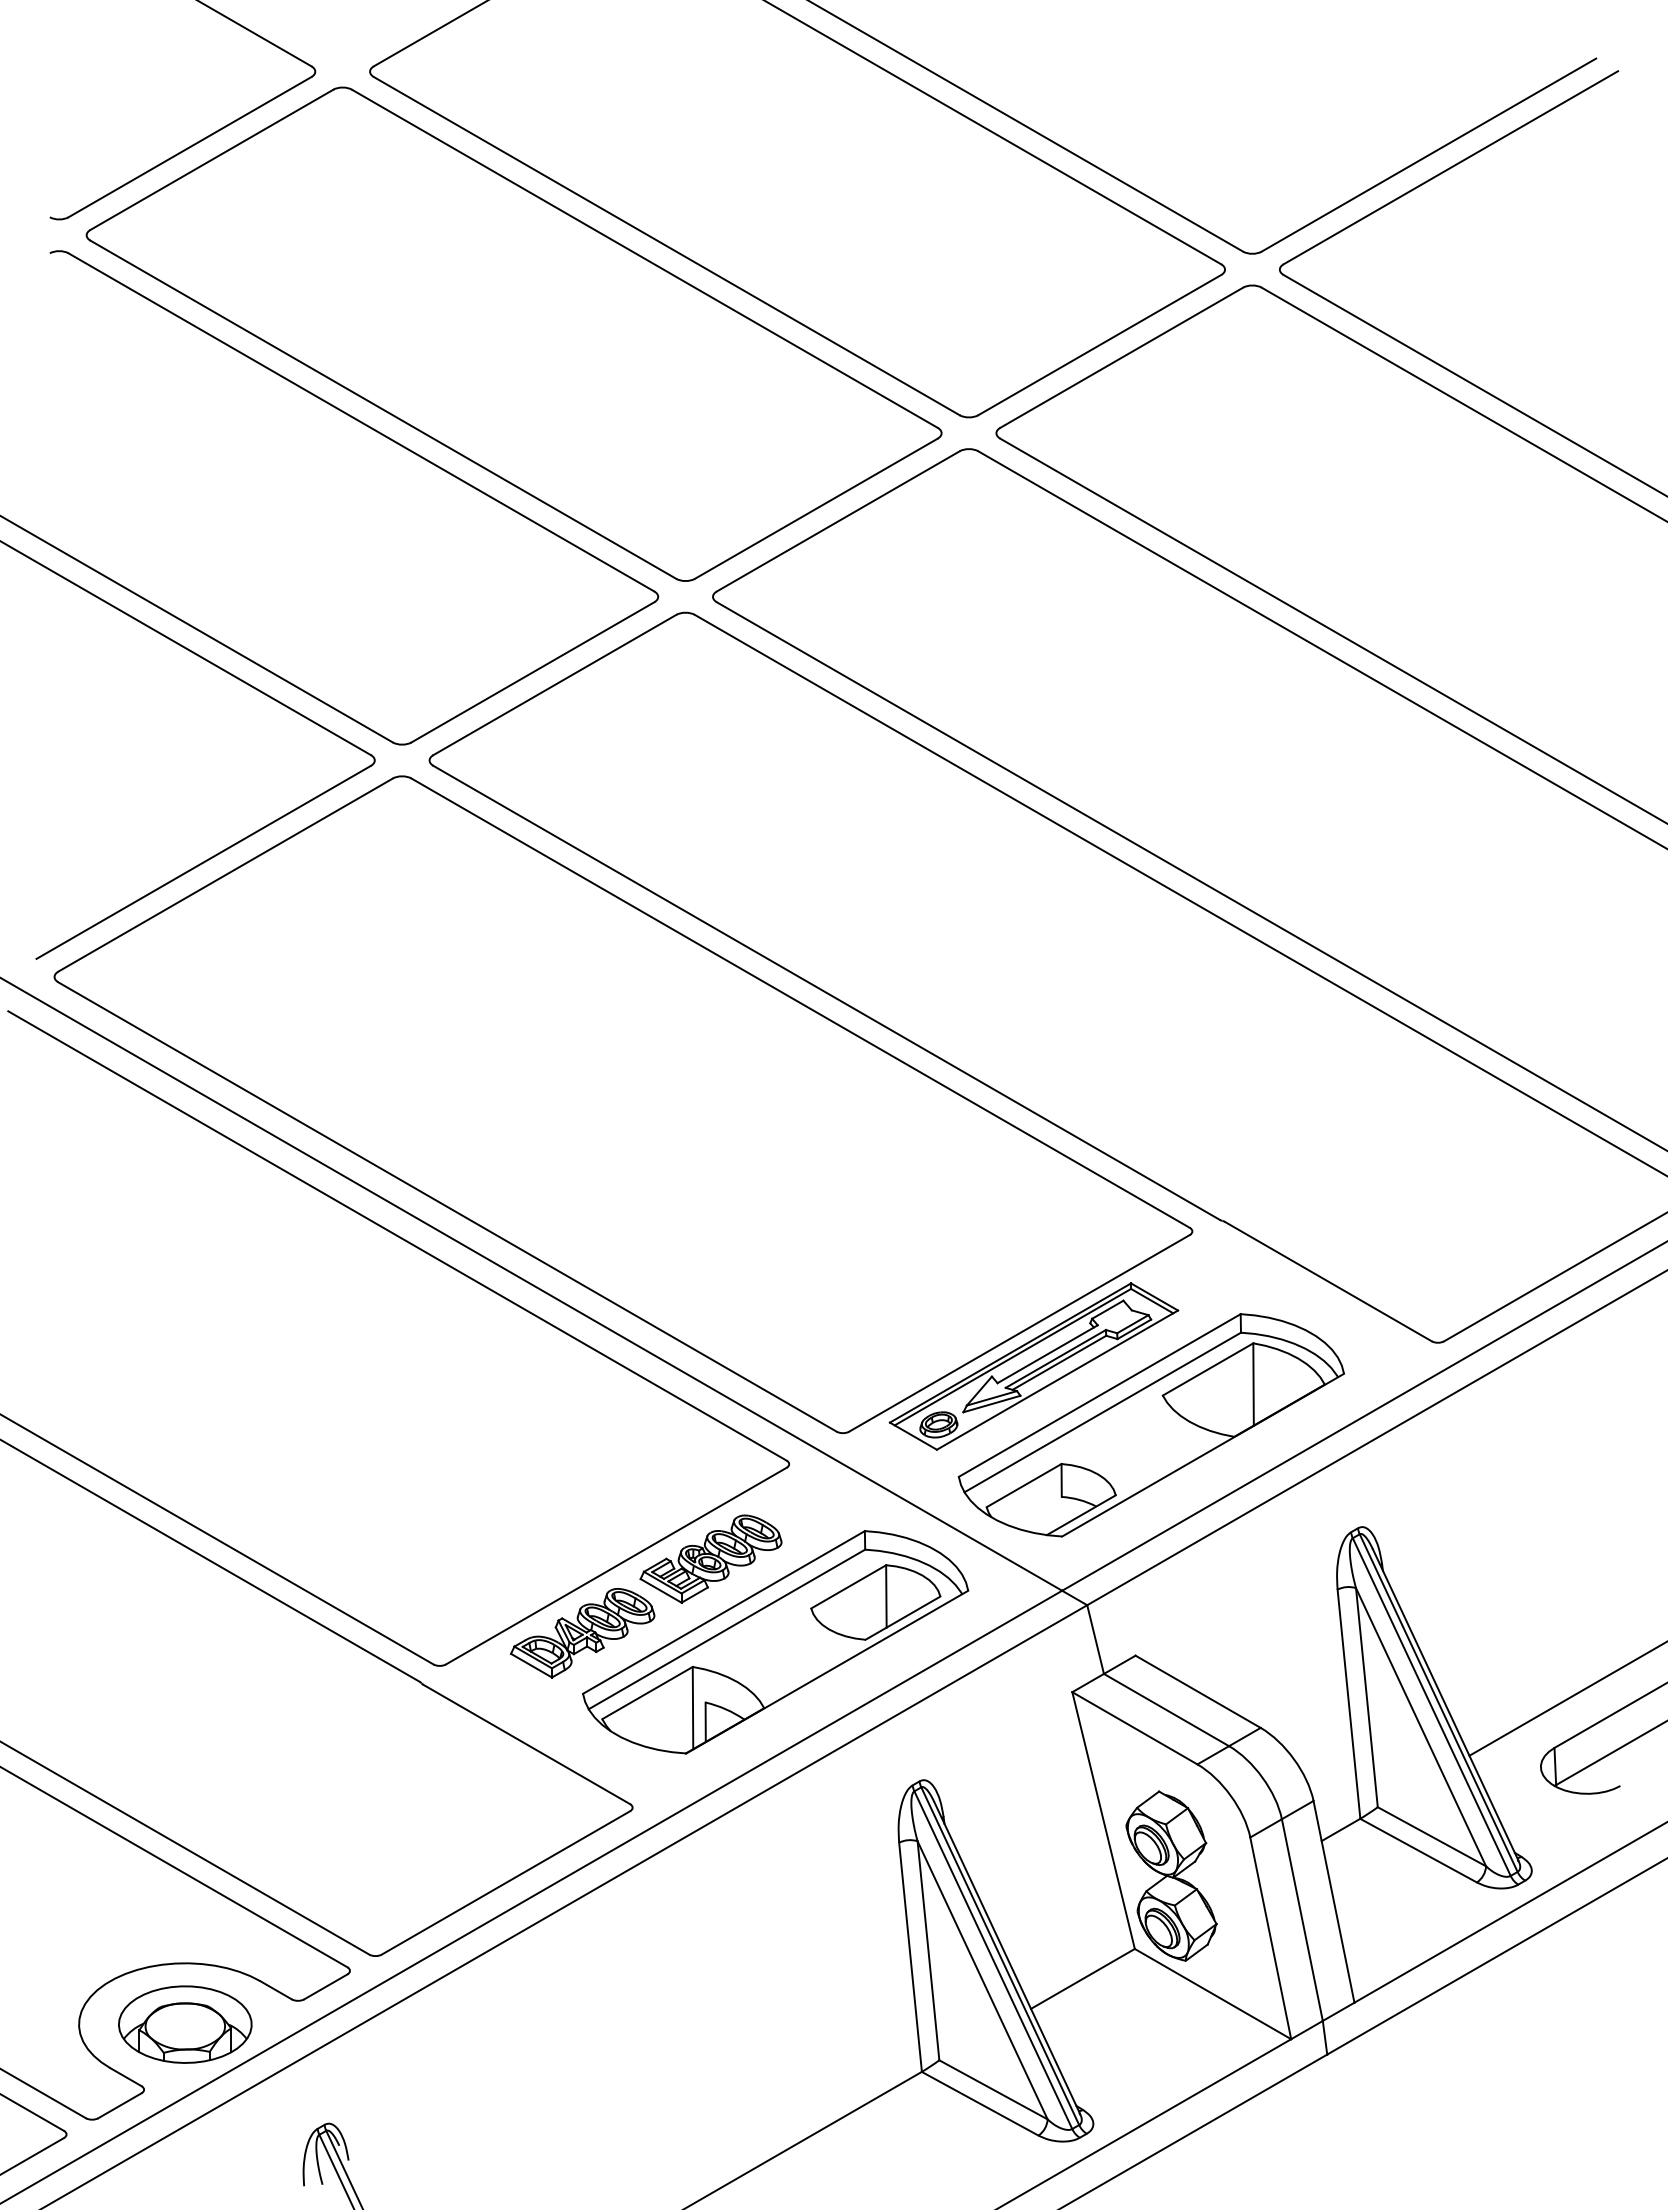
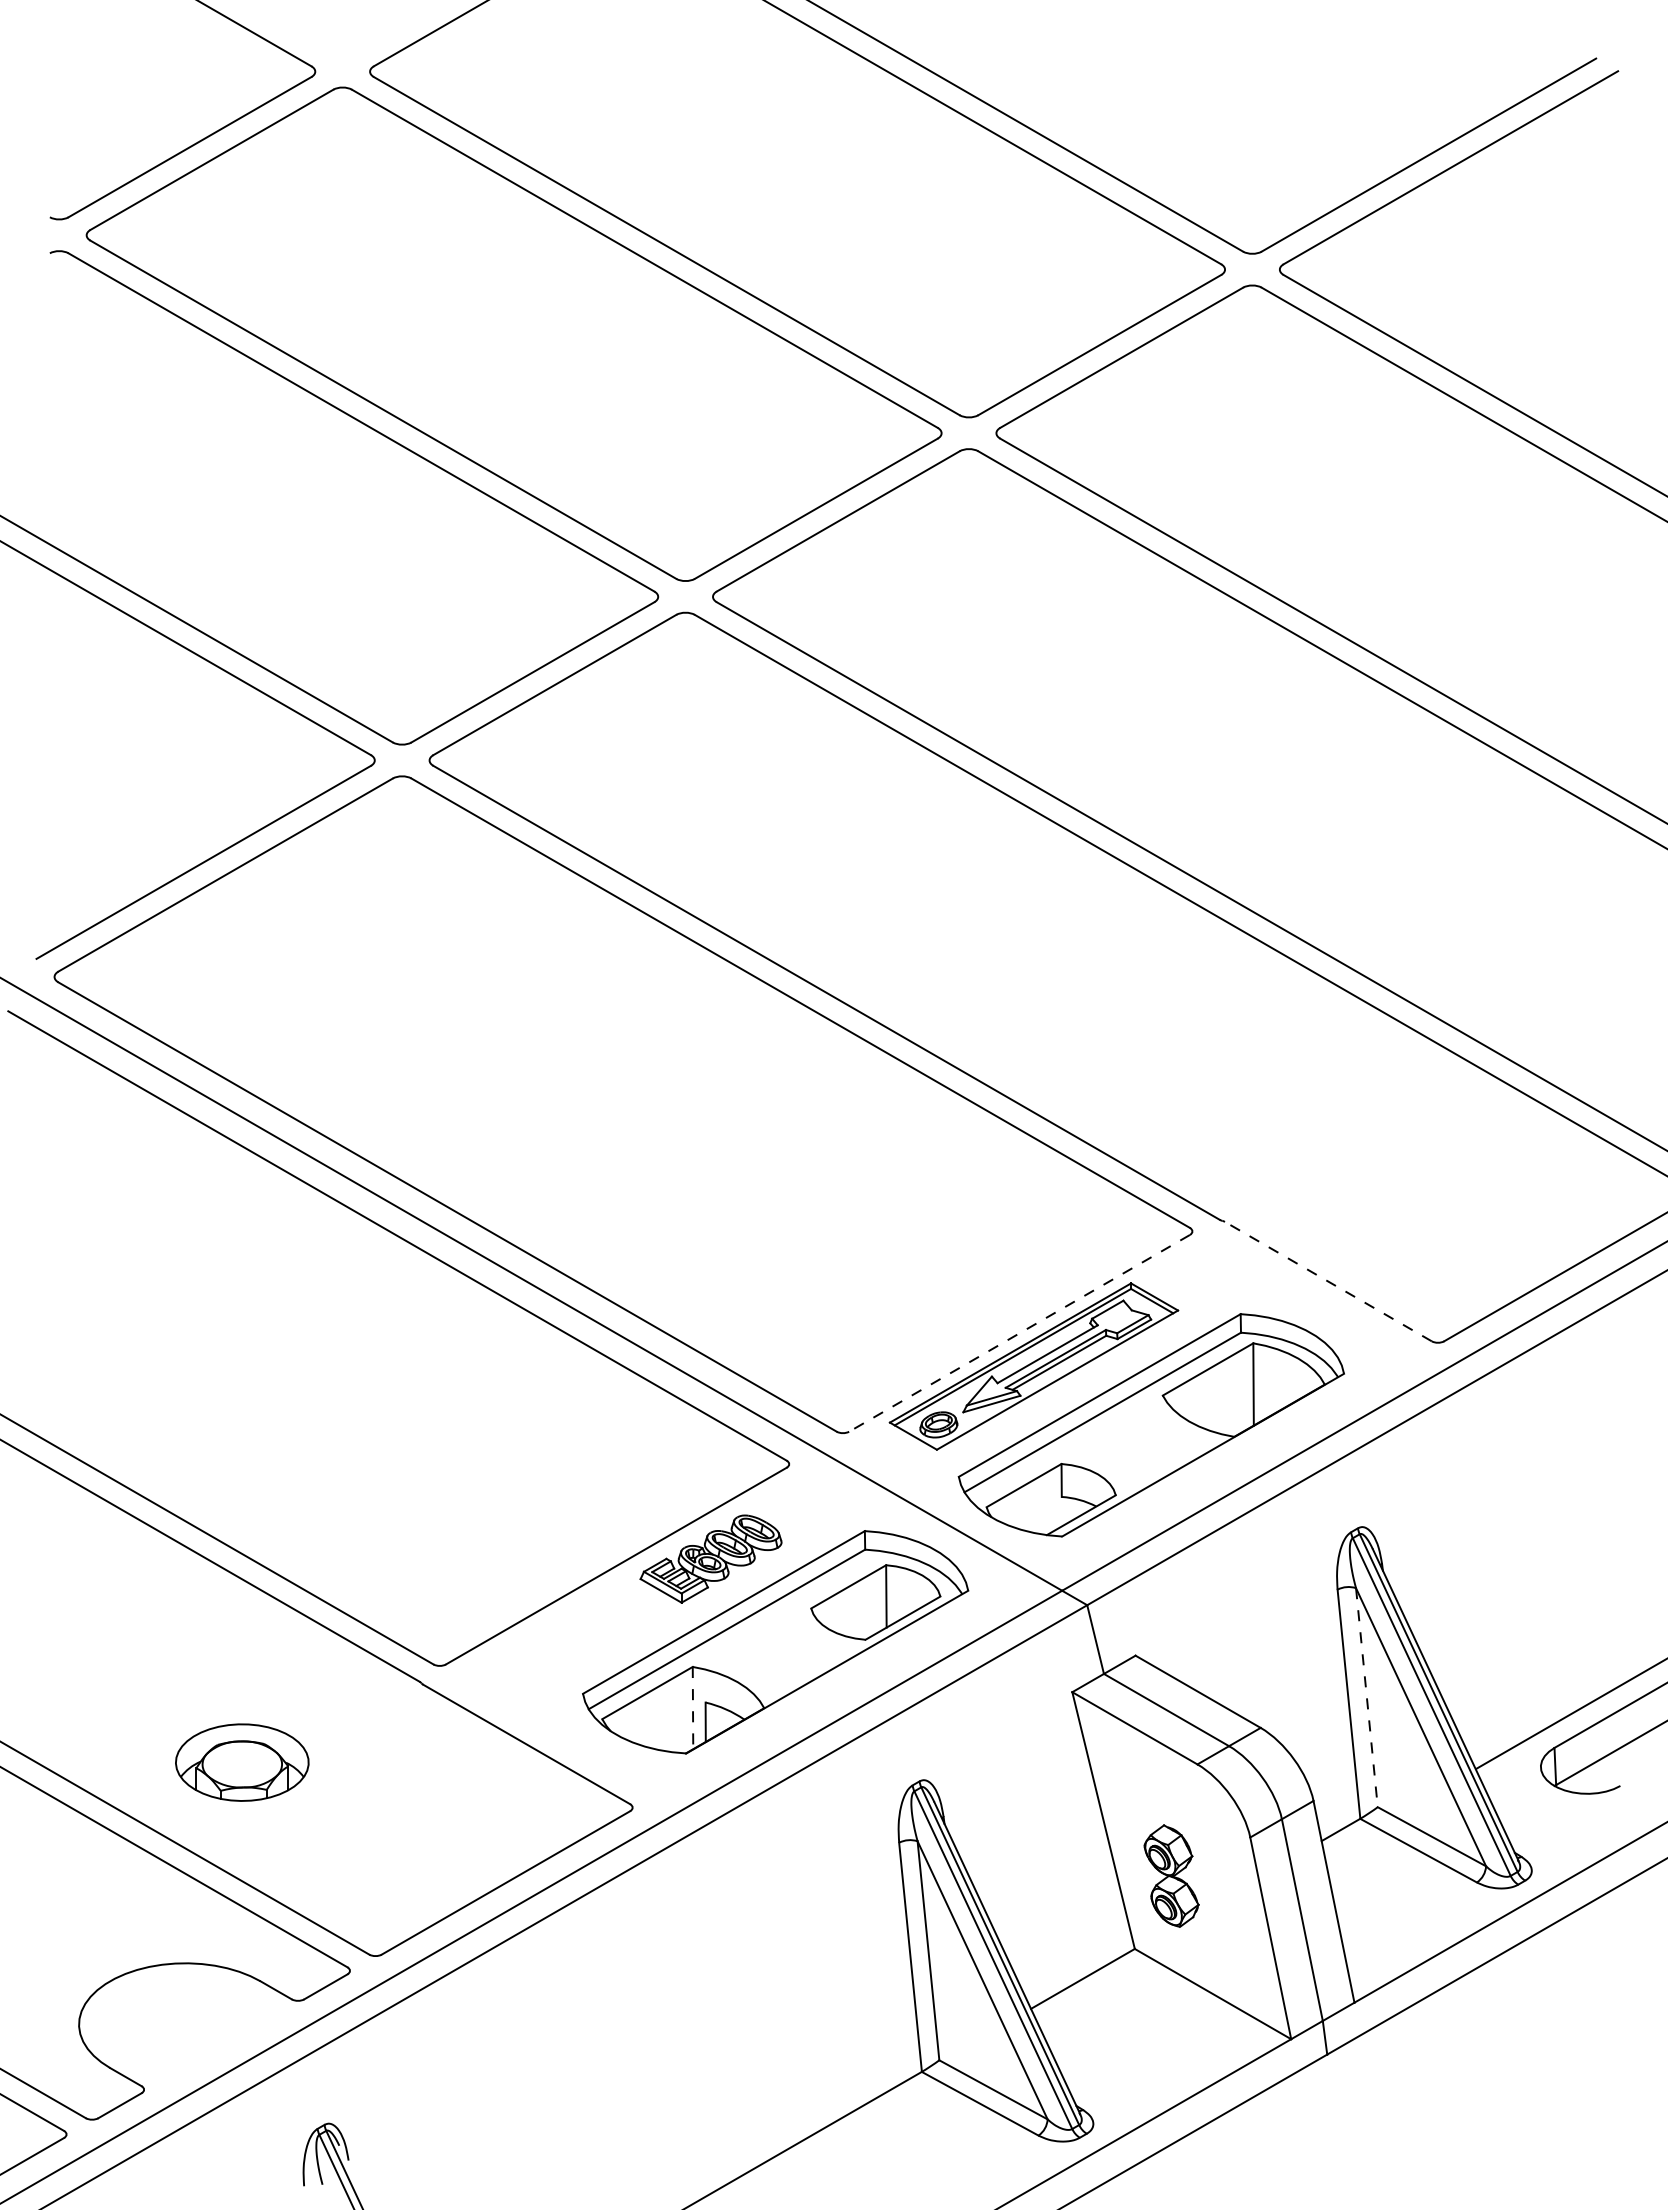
line: solid -> dashed (1327, 1281)
line: solid -> dashed (1019, 1333)
part: present -> none (582, 1633)
line: solid -> dashed (1366, 1698)
line position: (1566, 1699) -> (1570, 1714) (1570, 1714)
line: solid -> dashed (693, 1708)
part size: 93x172 px -> 57x104 px (1171, 1875)
part position: (185, 2024) -> (242, 1762) (242, 1762)
